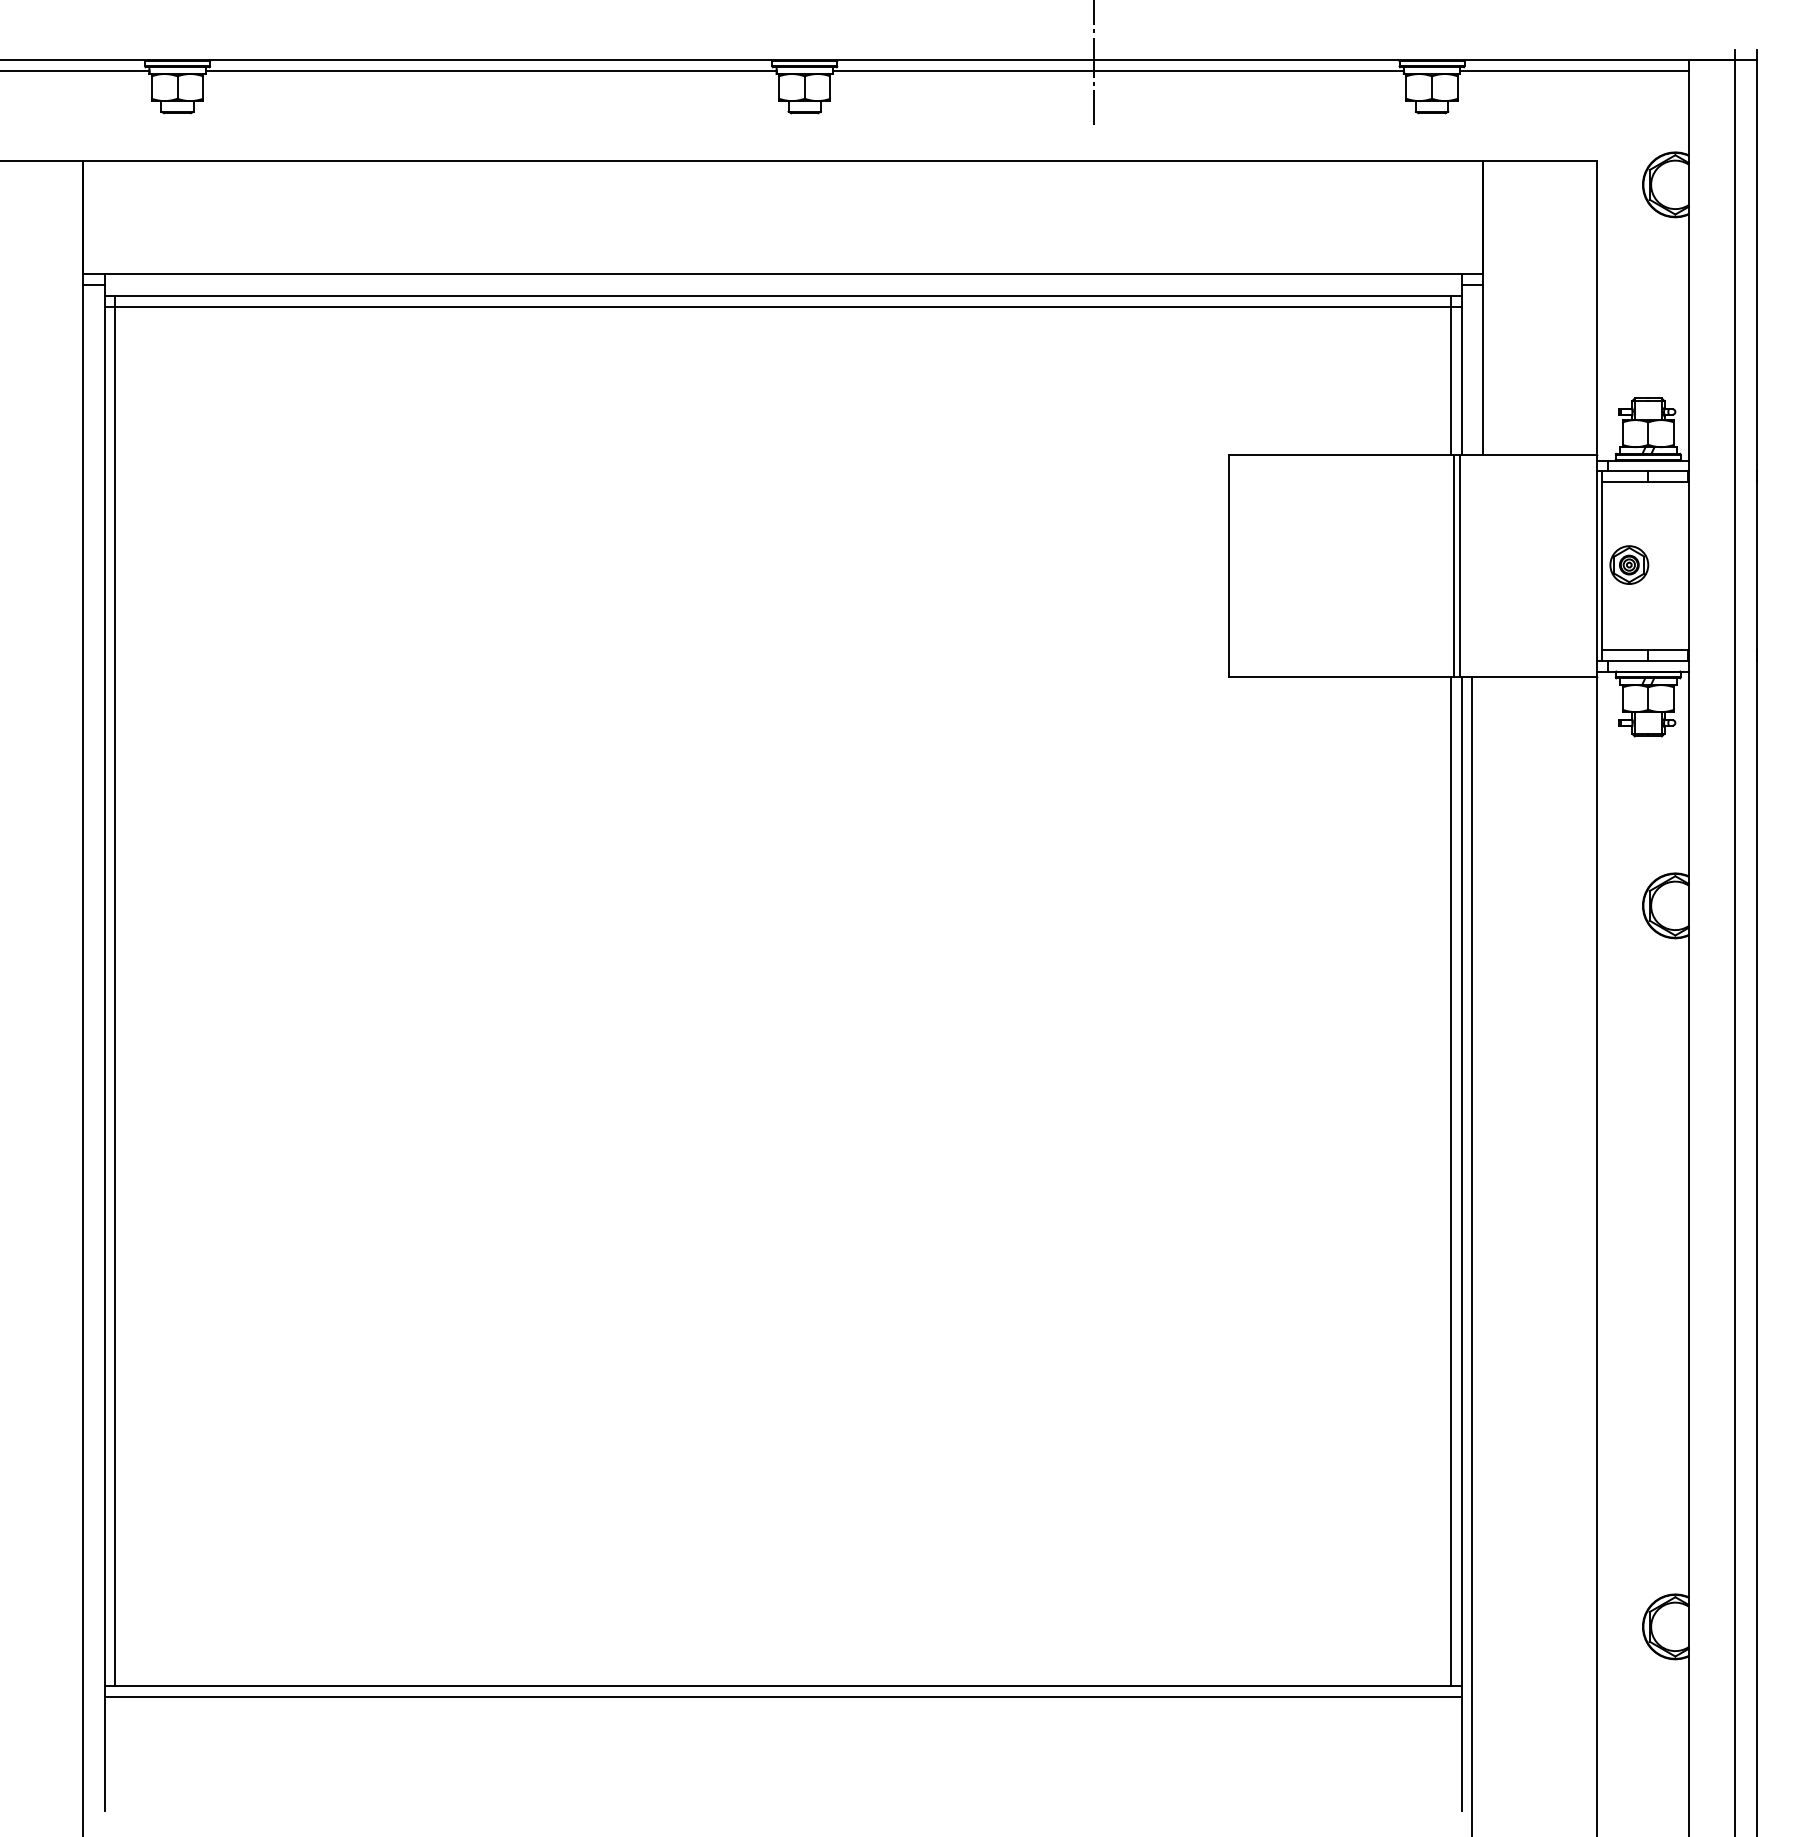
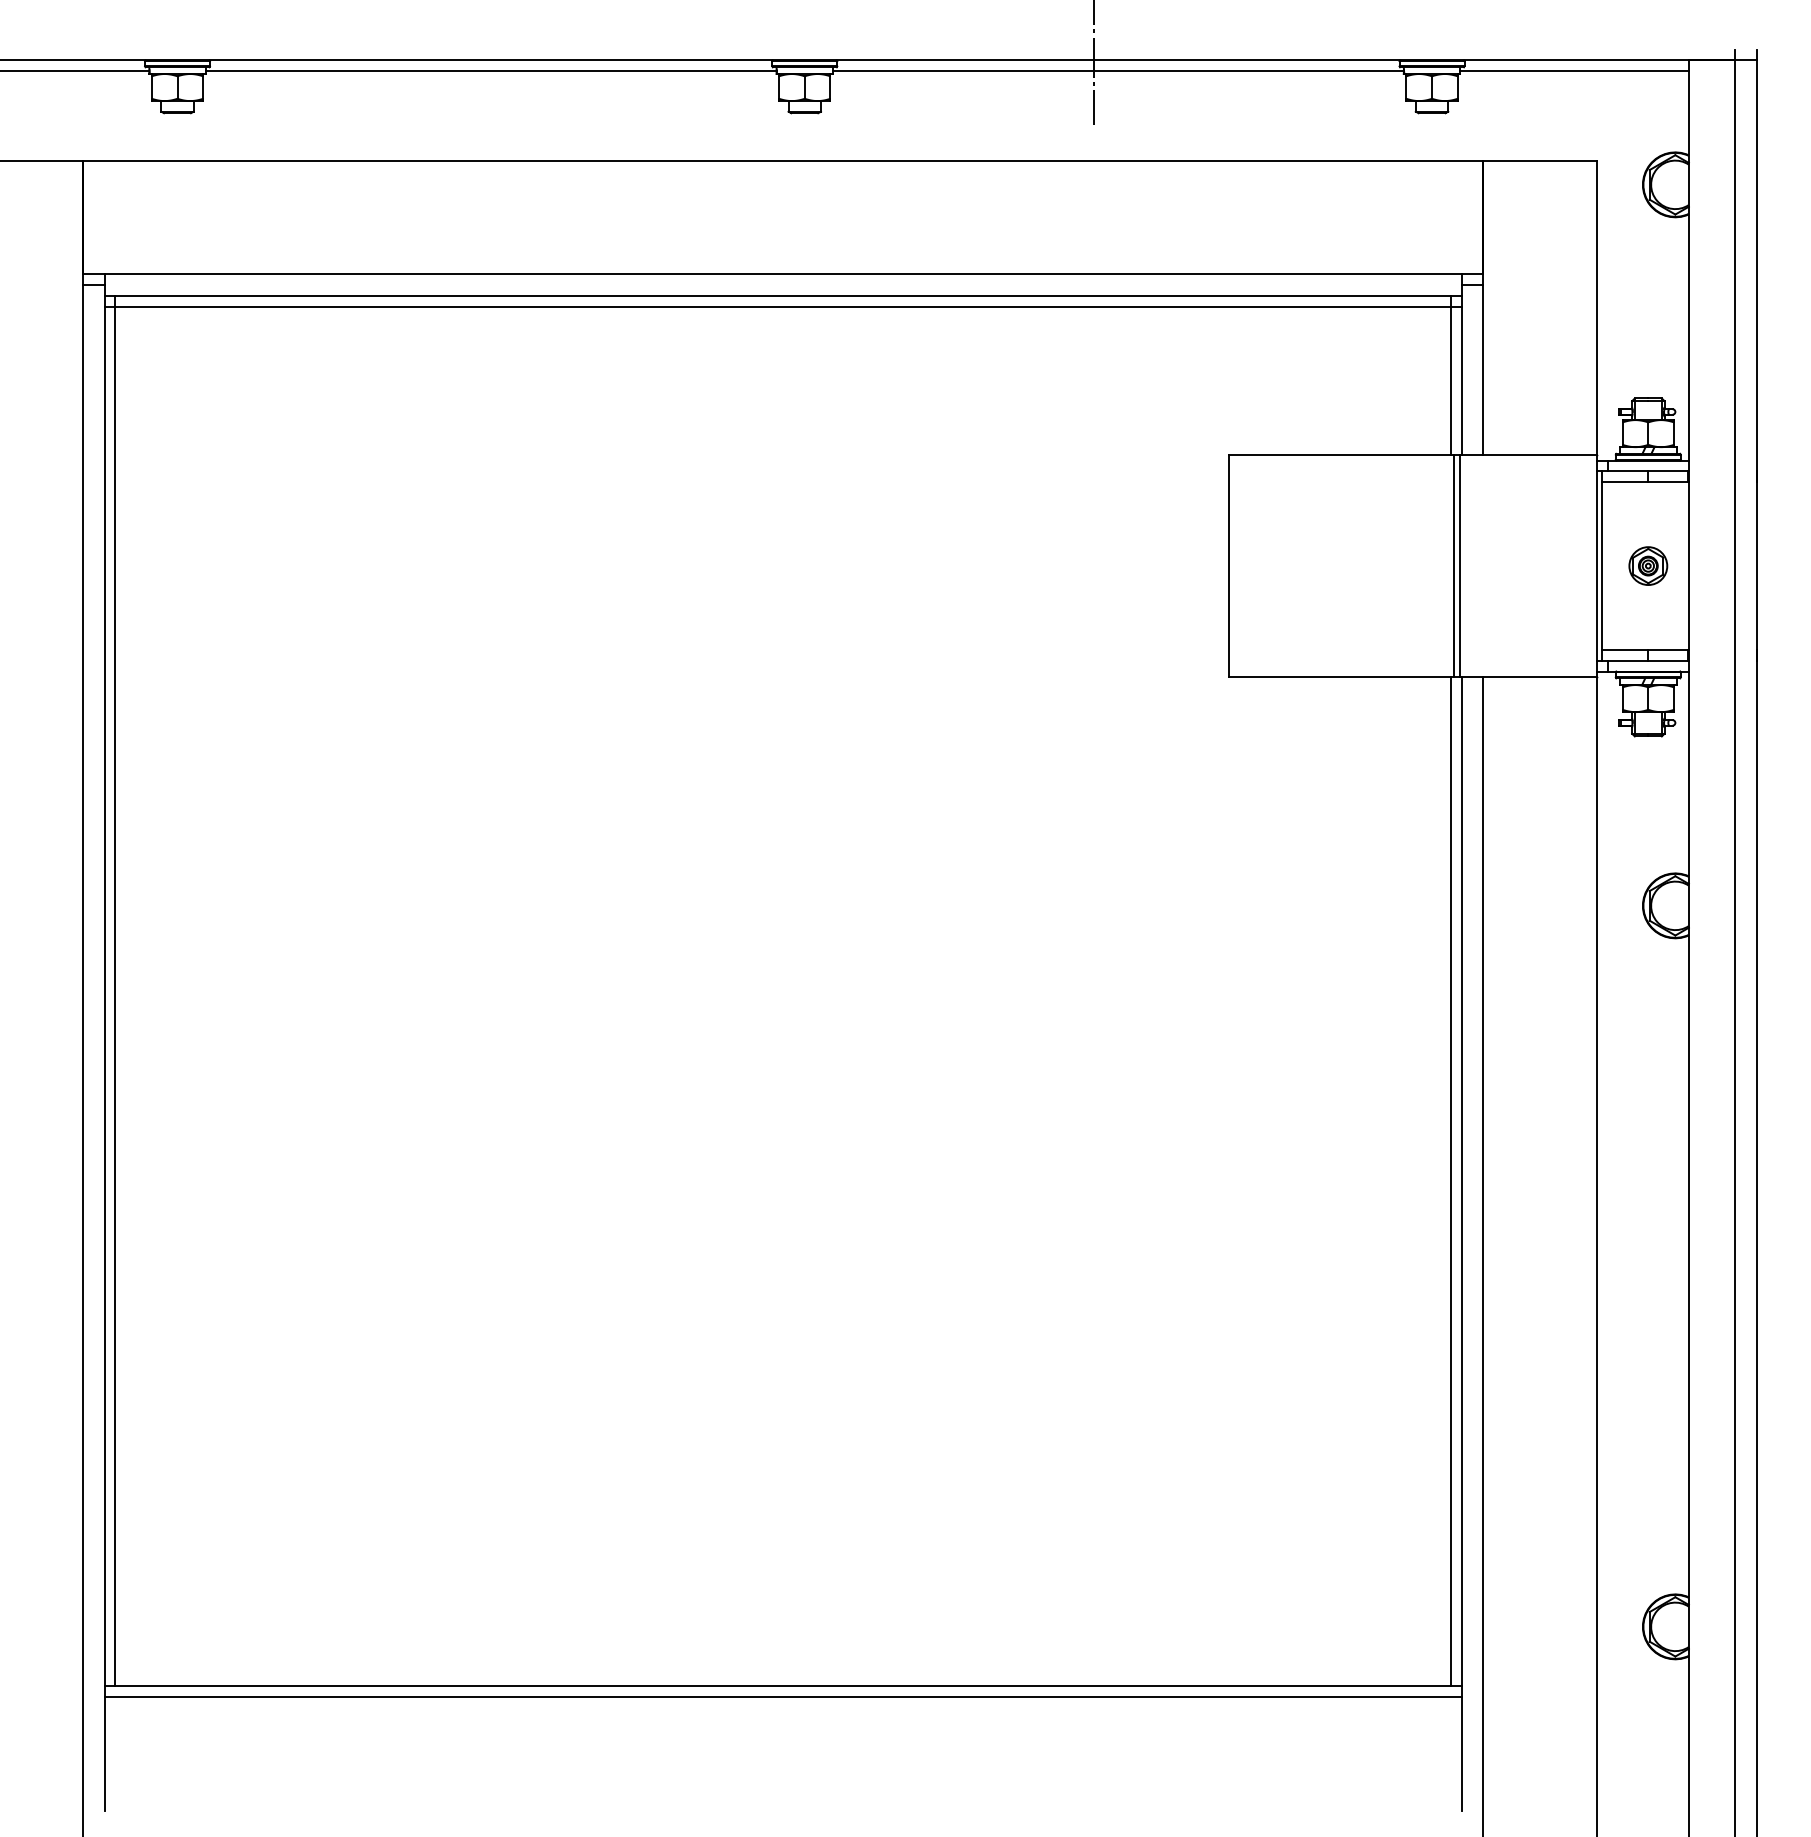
part position: (1629, 564) -> (1648, 565) (1648, 565)
line position: (1472, 1254) -> (1483, 1254) (1483, 1254)
